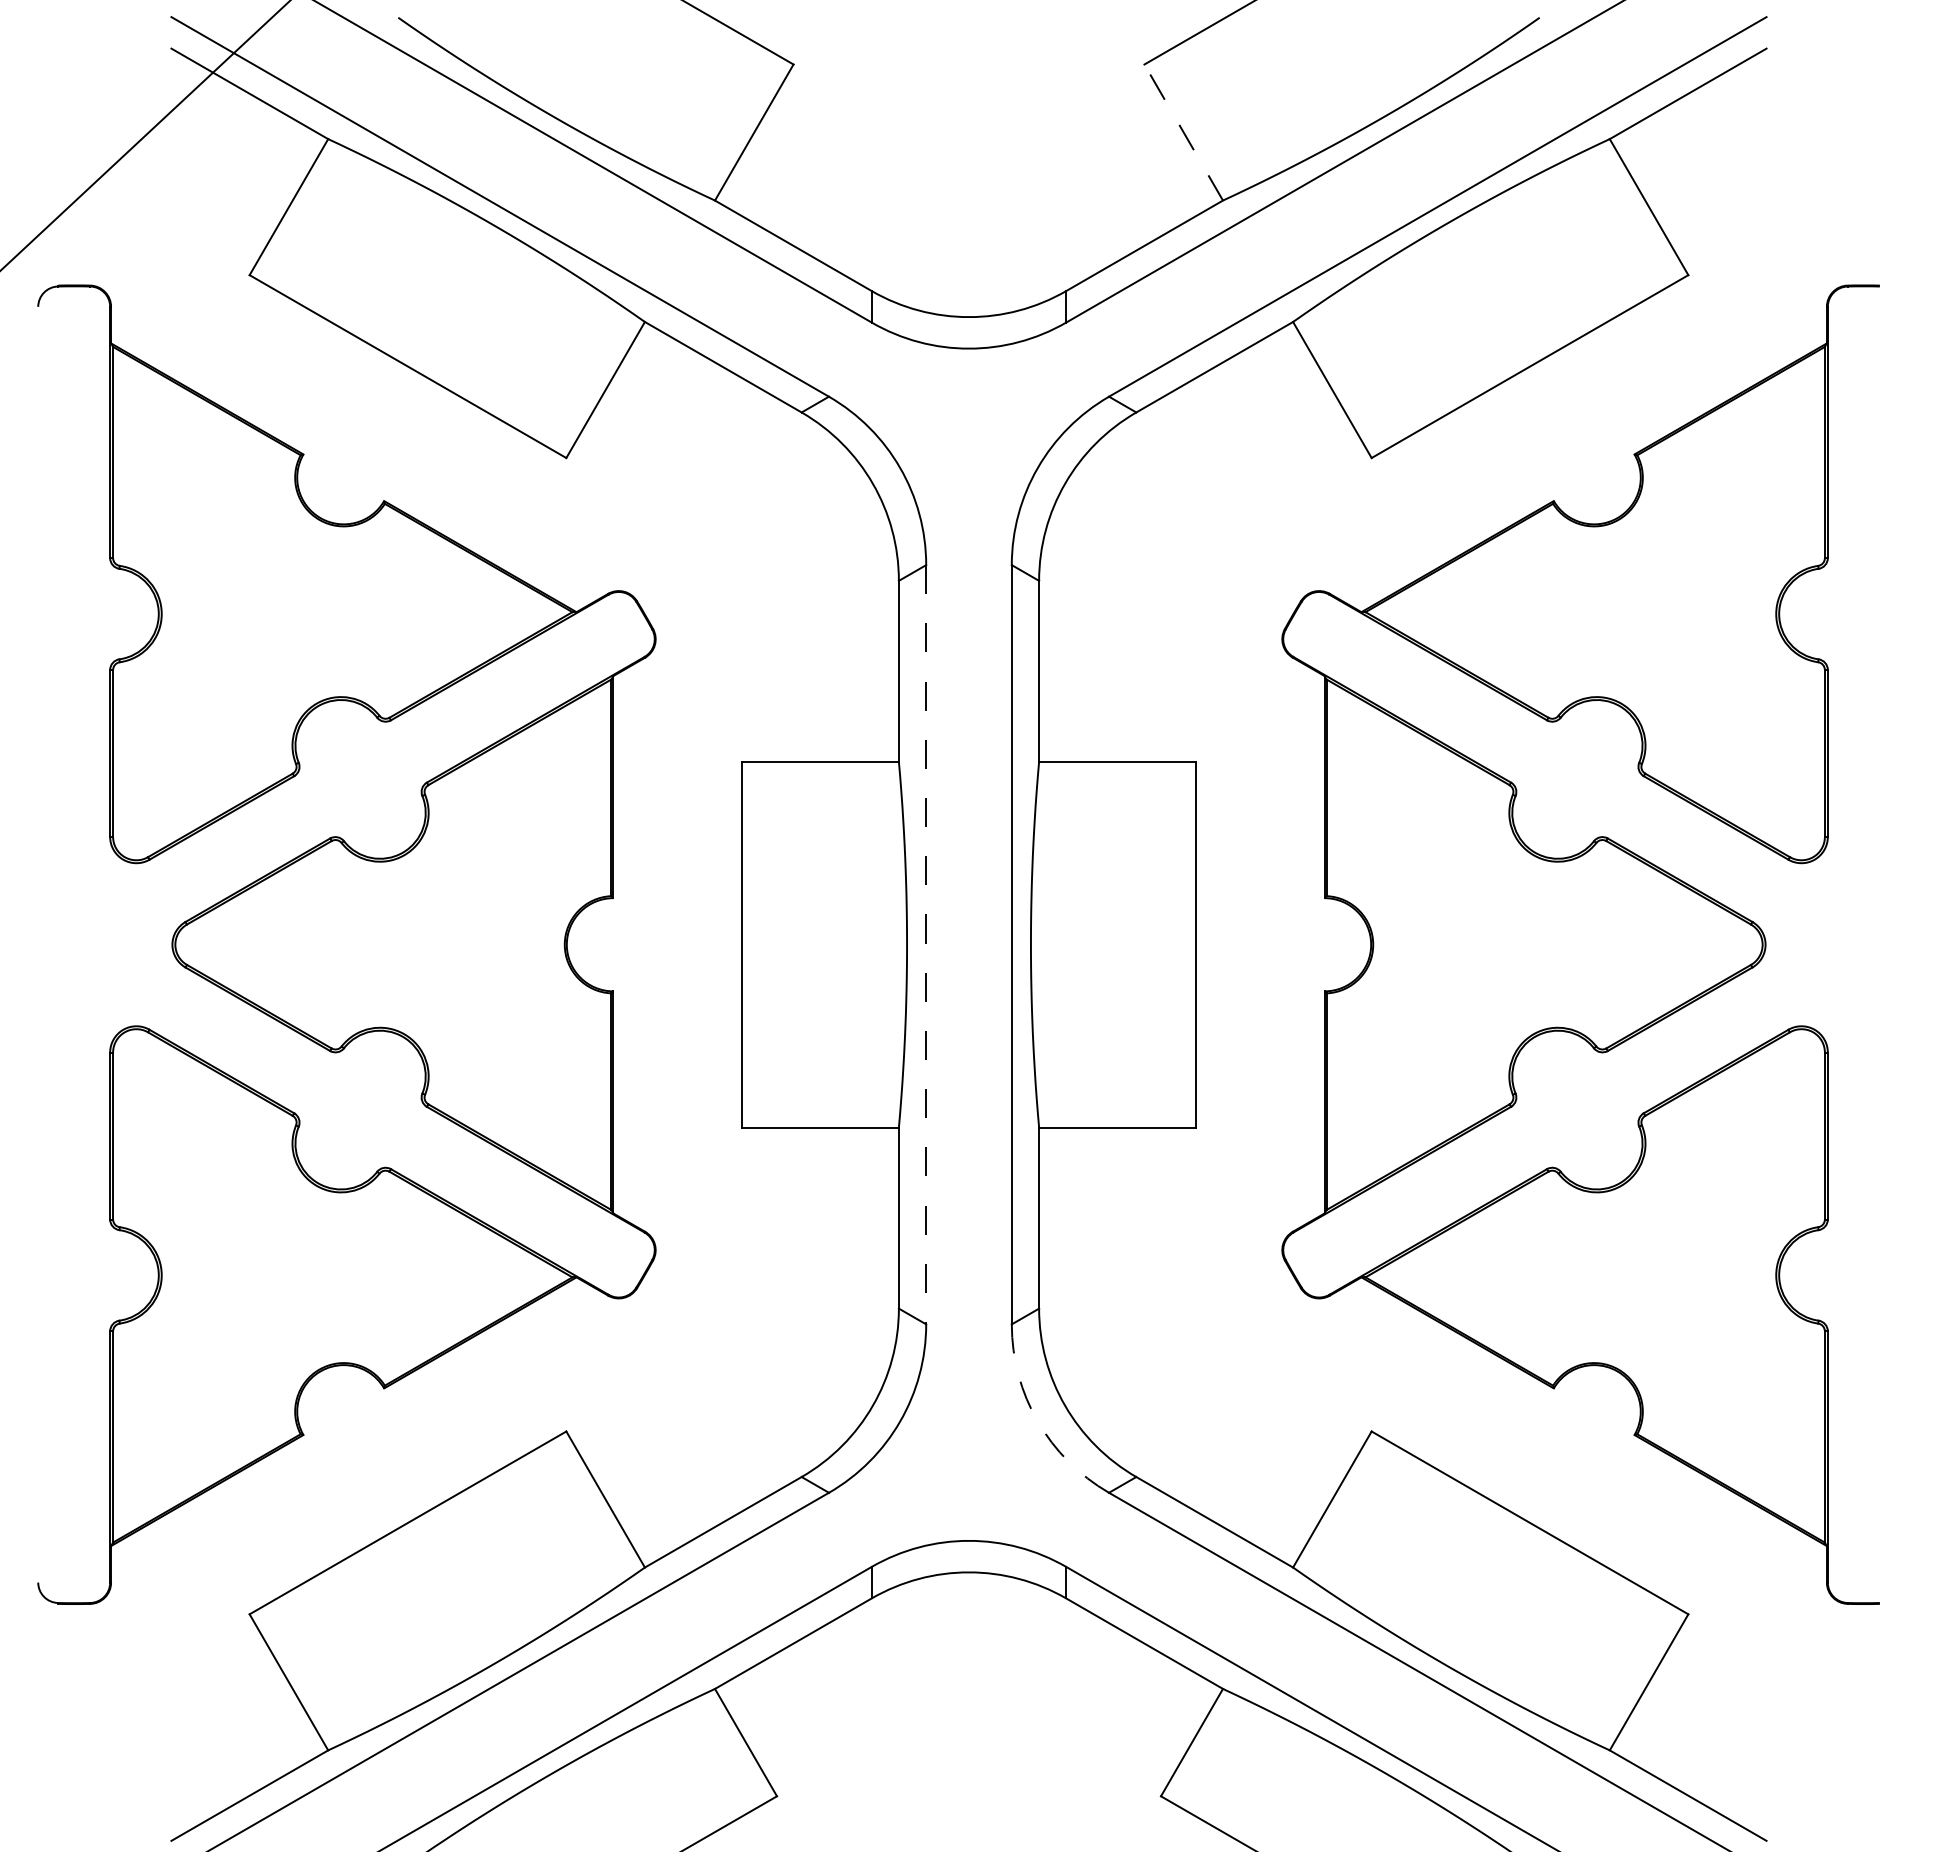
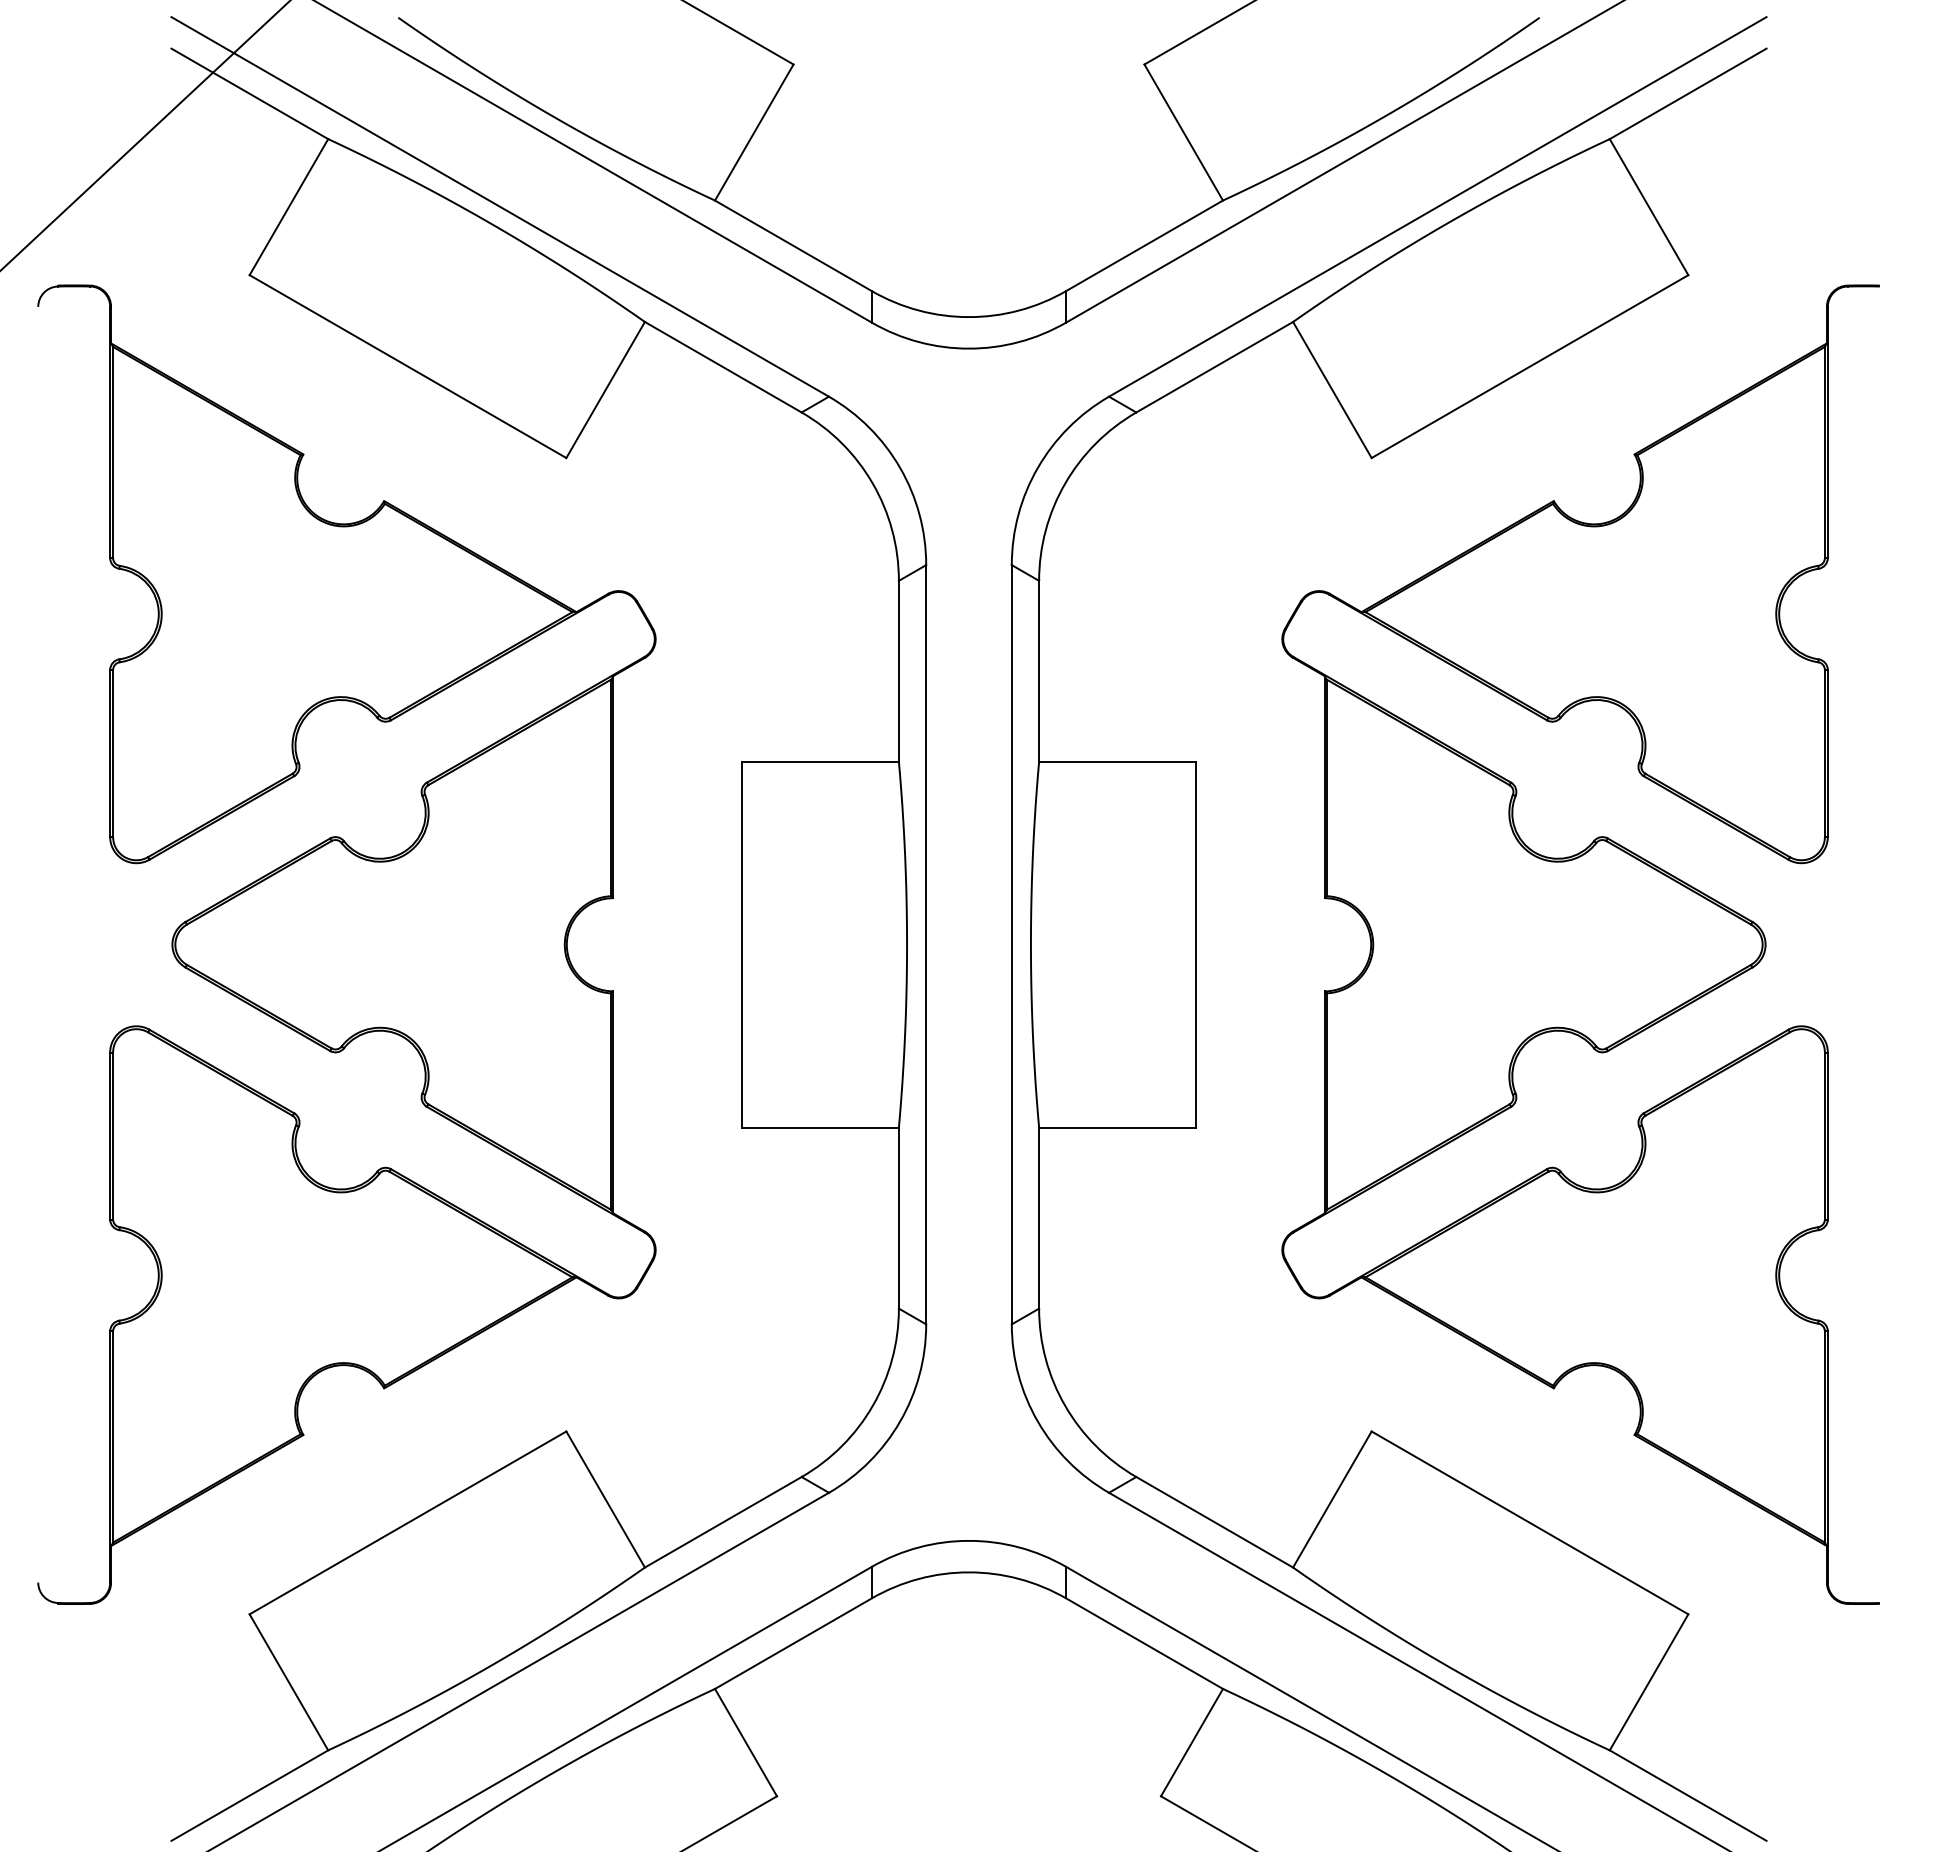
line: dashed -> solid (1183, 132)
line: dashed -> solid (926, 944)
arc: dashed -> solid (1037, 1421)
